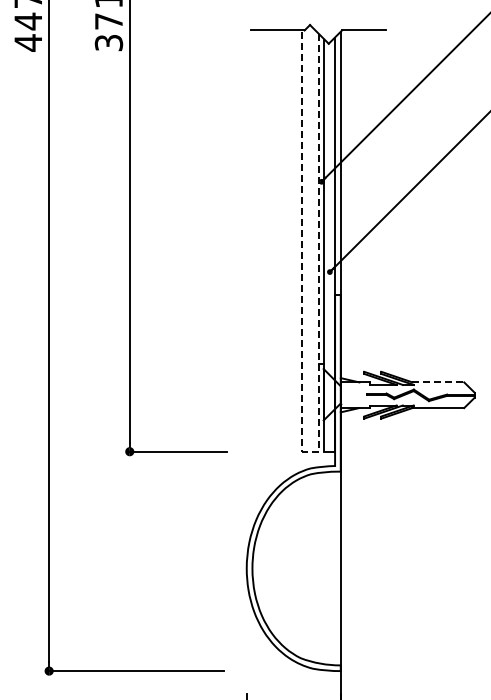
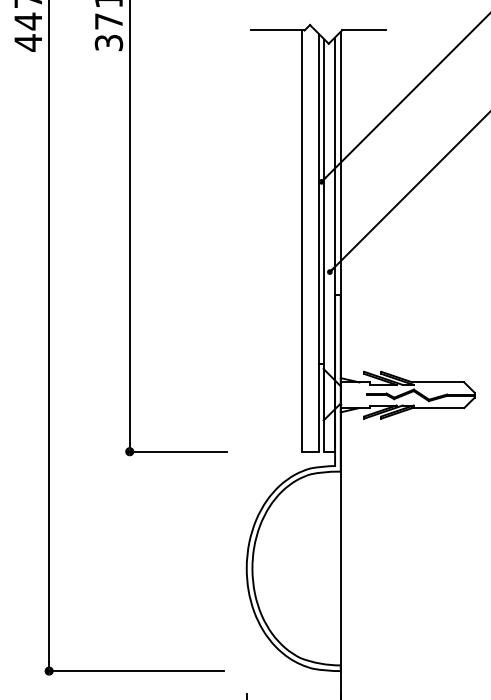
line: dashed -> solid (438, 382)
line: dashed -> solid (308, 451)
